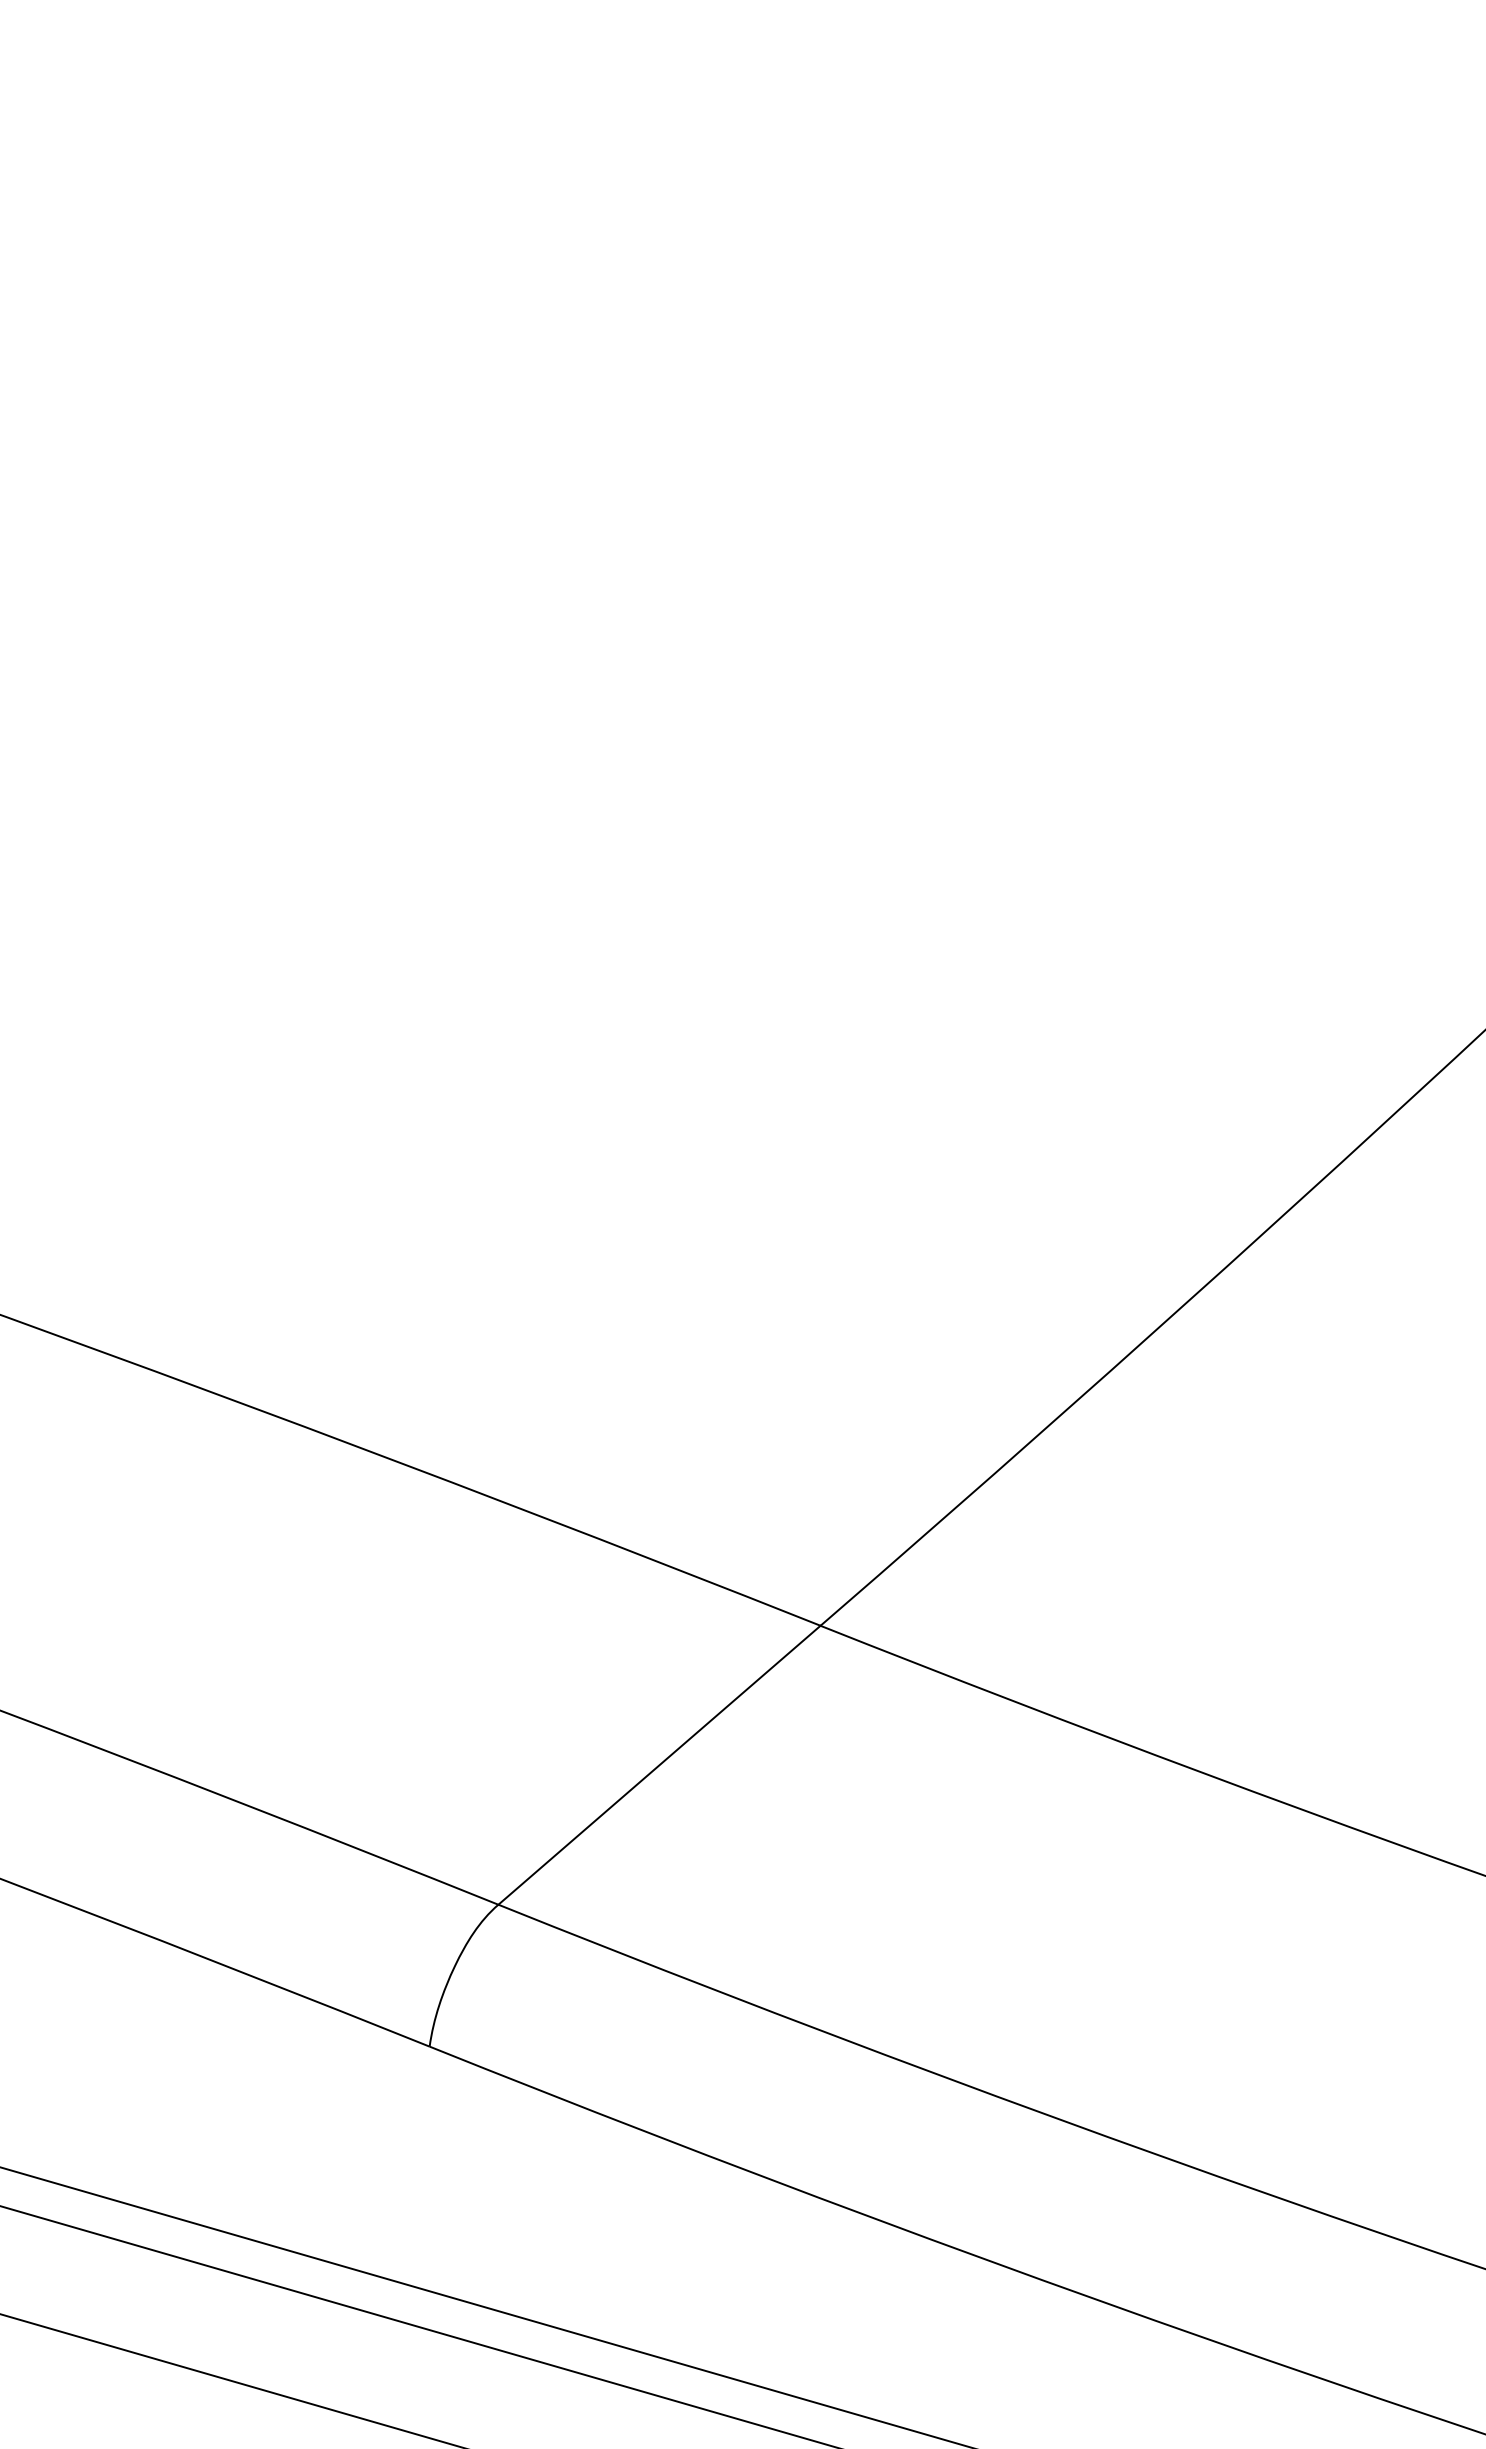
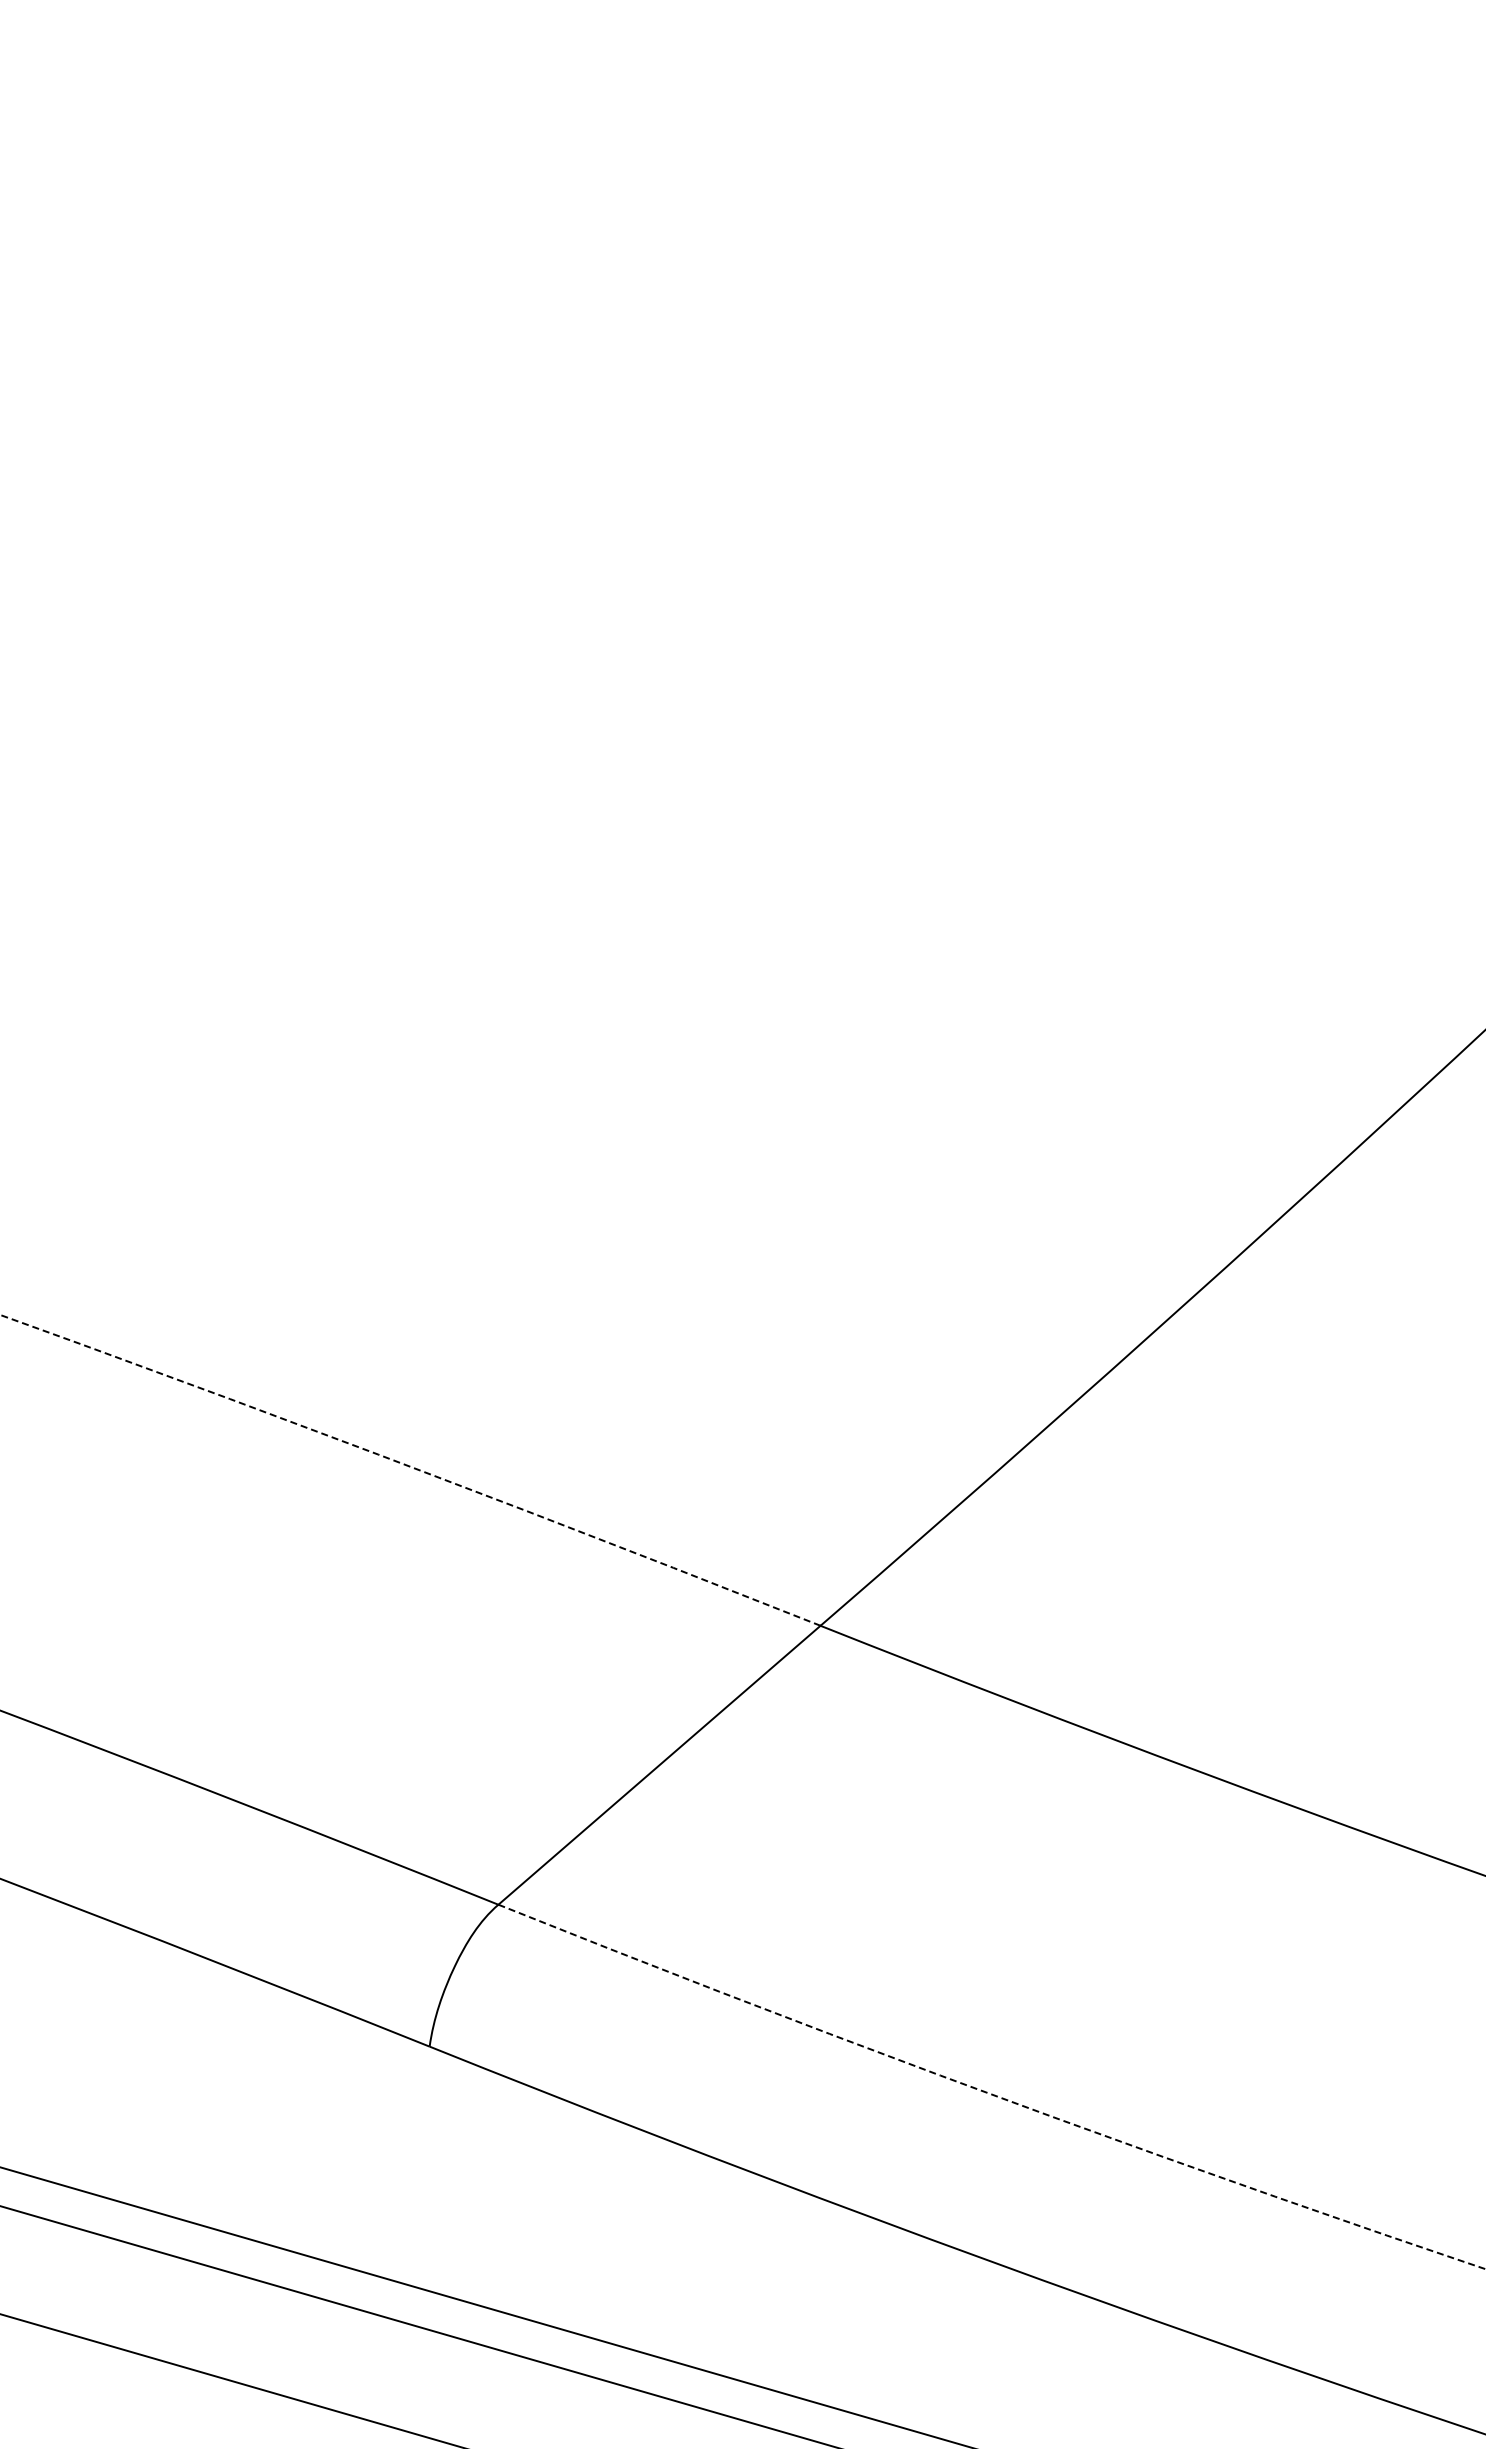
arc: solid -> dashed (410, 1466)
arc: solid -> dashed (989, 2093)
